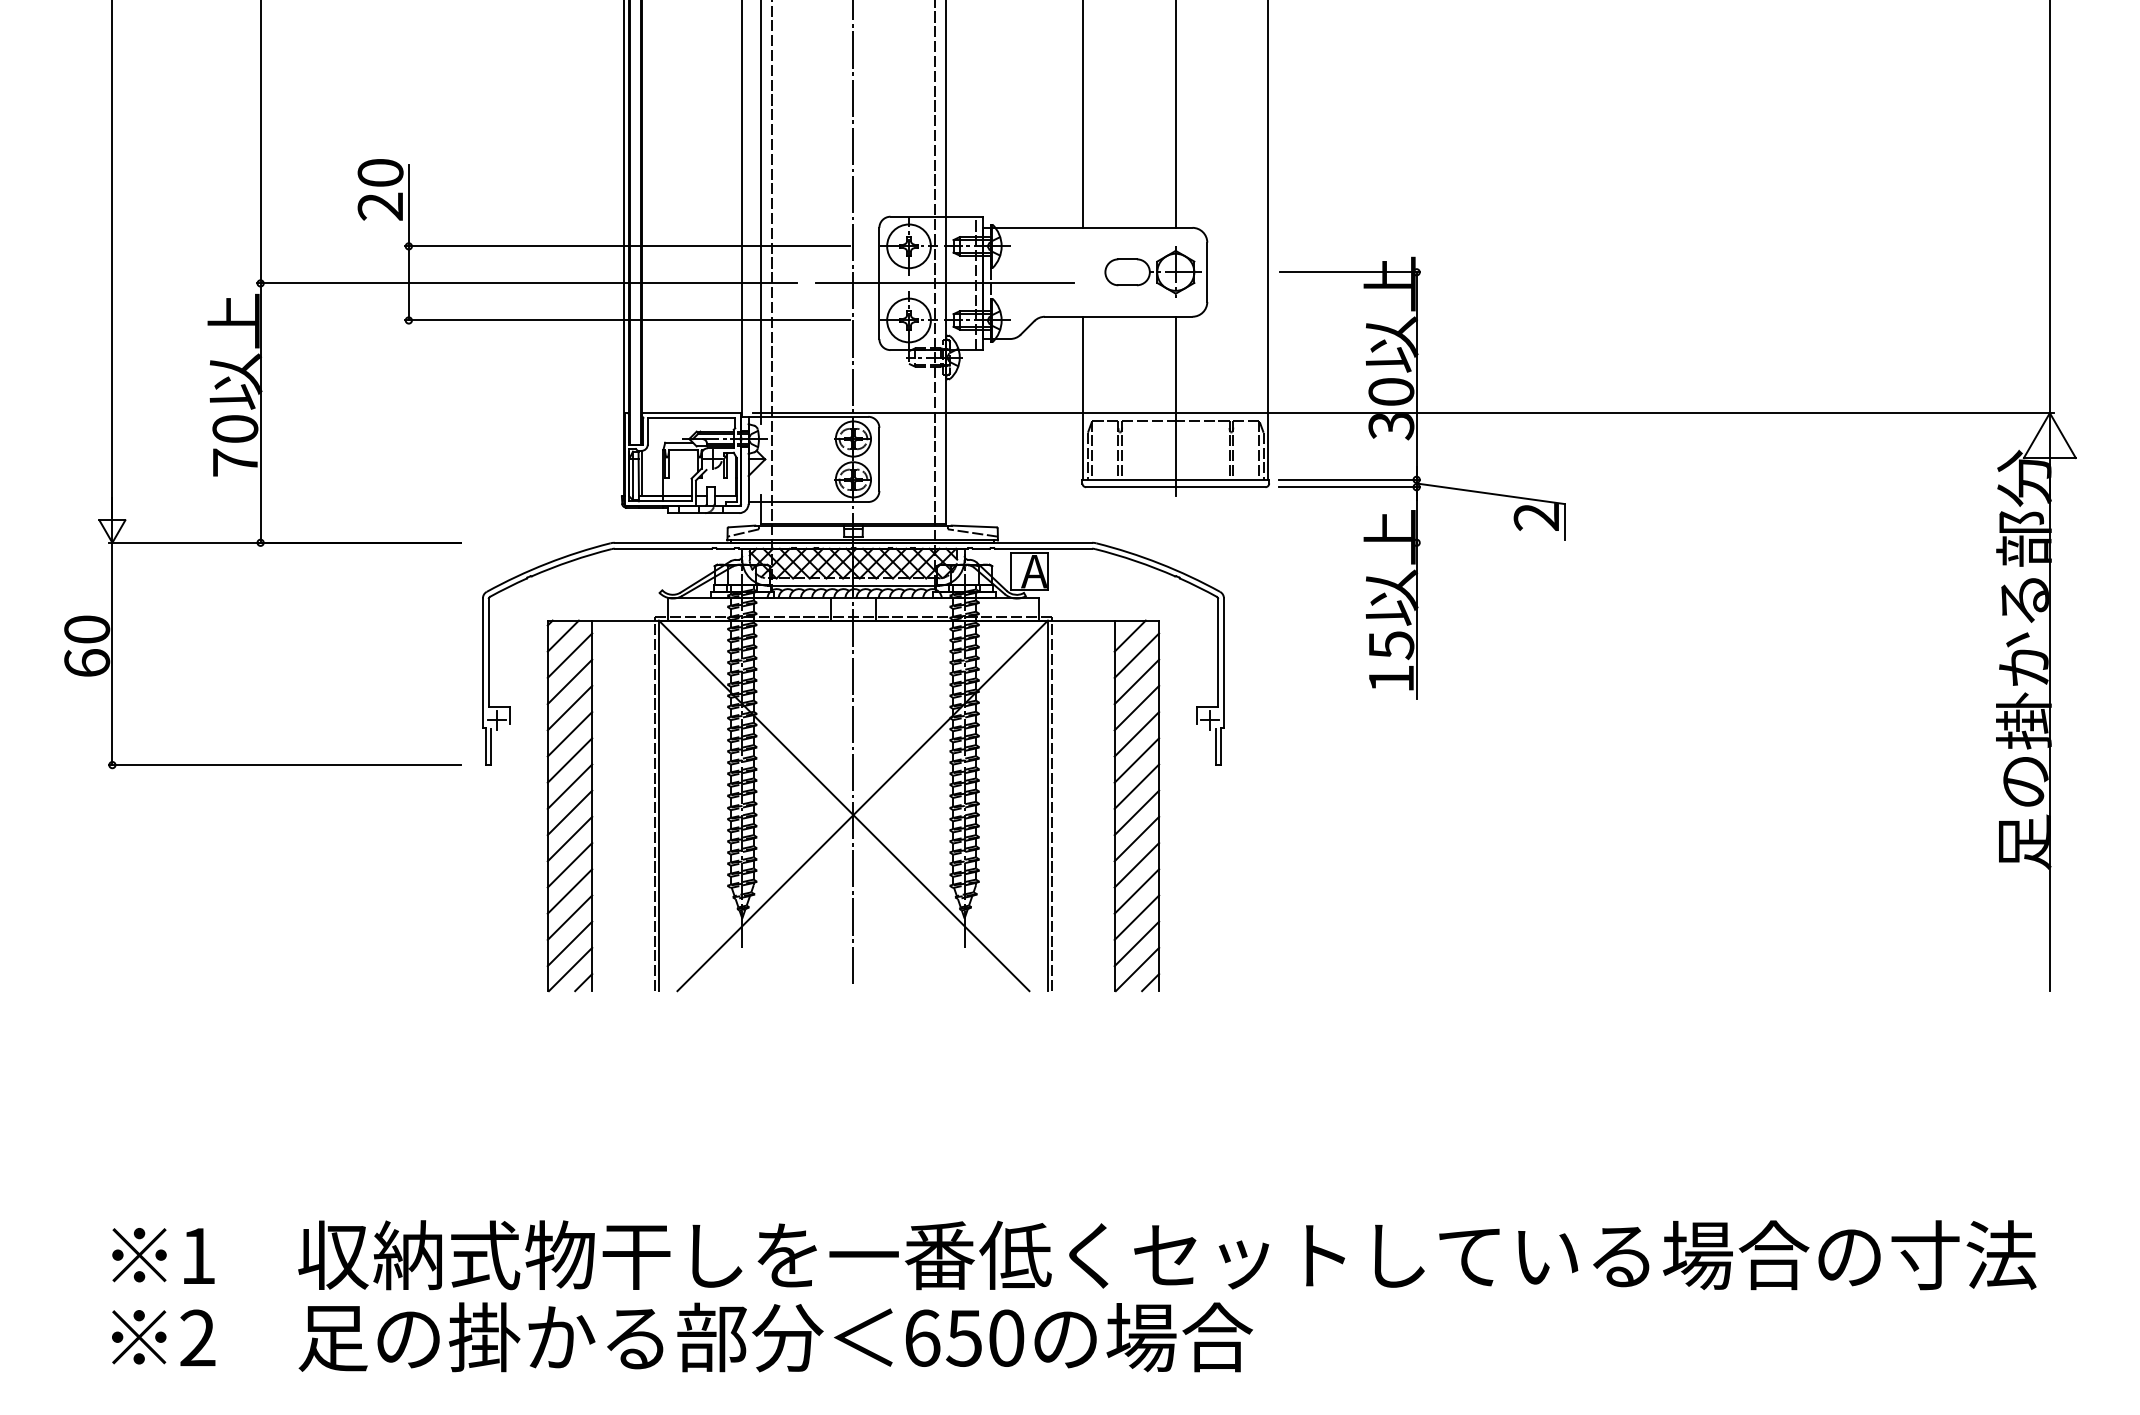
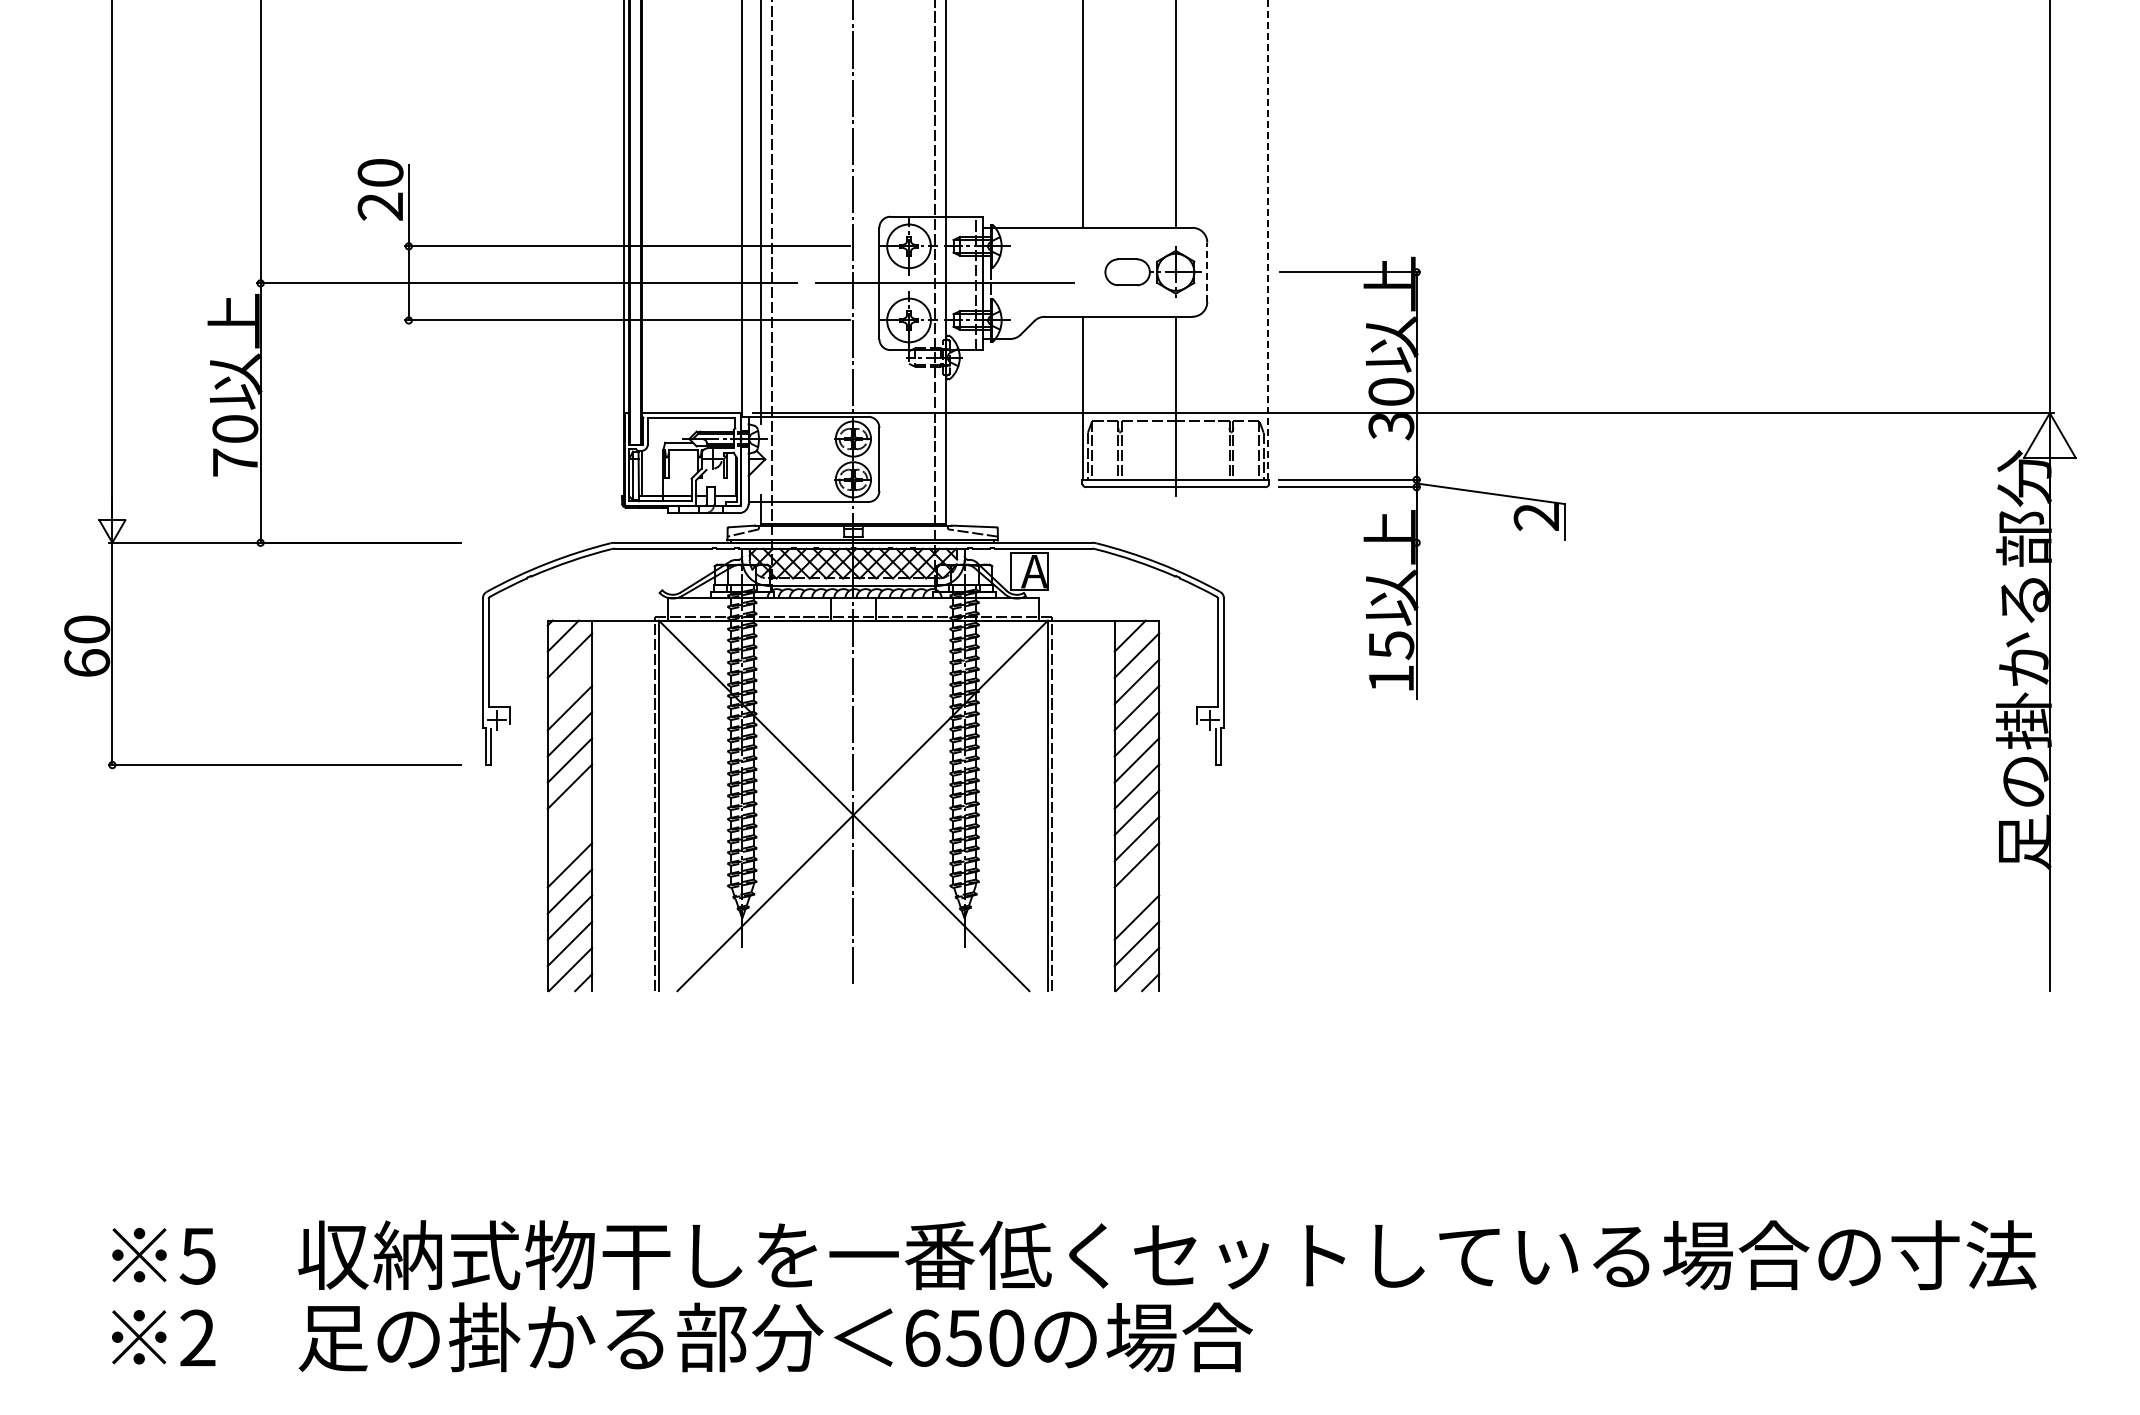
line: solid -> dashed (1268, 239)
line: solid -> dashed (1207, 272)
line: present -> none (569, 681)
line: present -> none (569, 812)
line: present -> none (569, 838)
line: present -> none (1136, 891)
text: 1 -> 5 (197, 1256)
